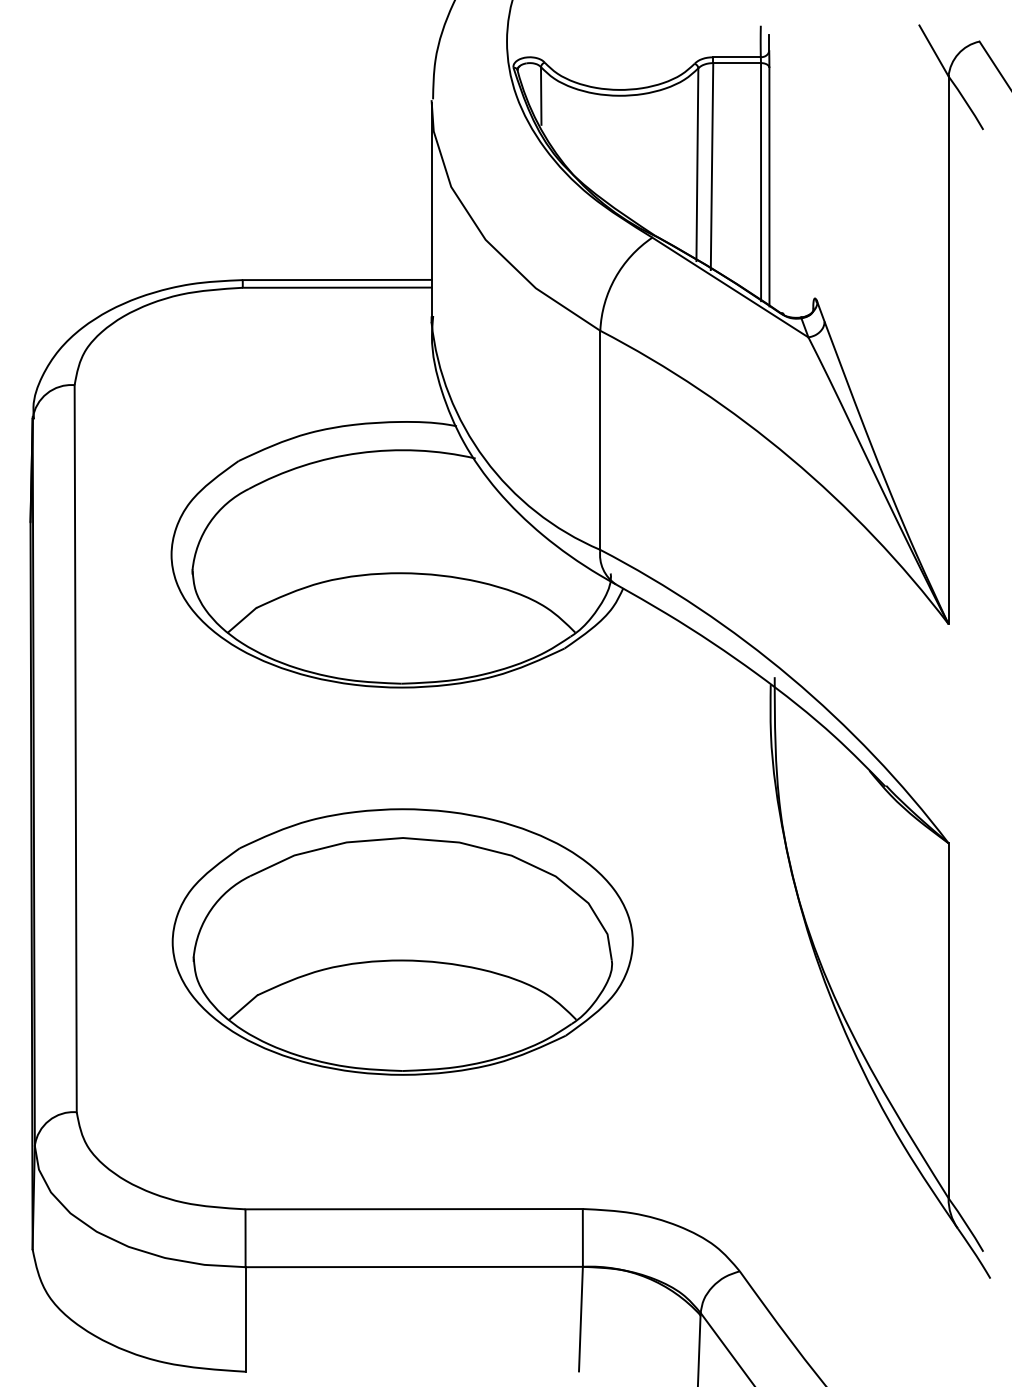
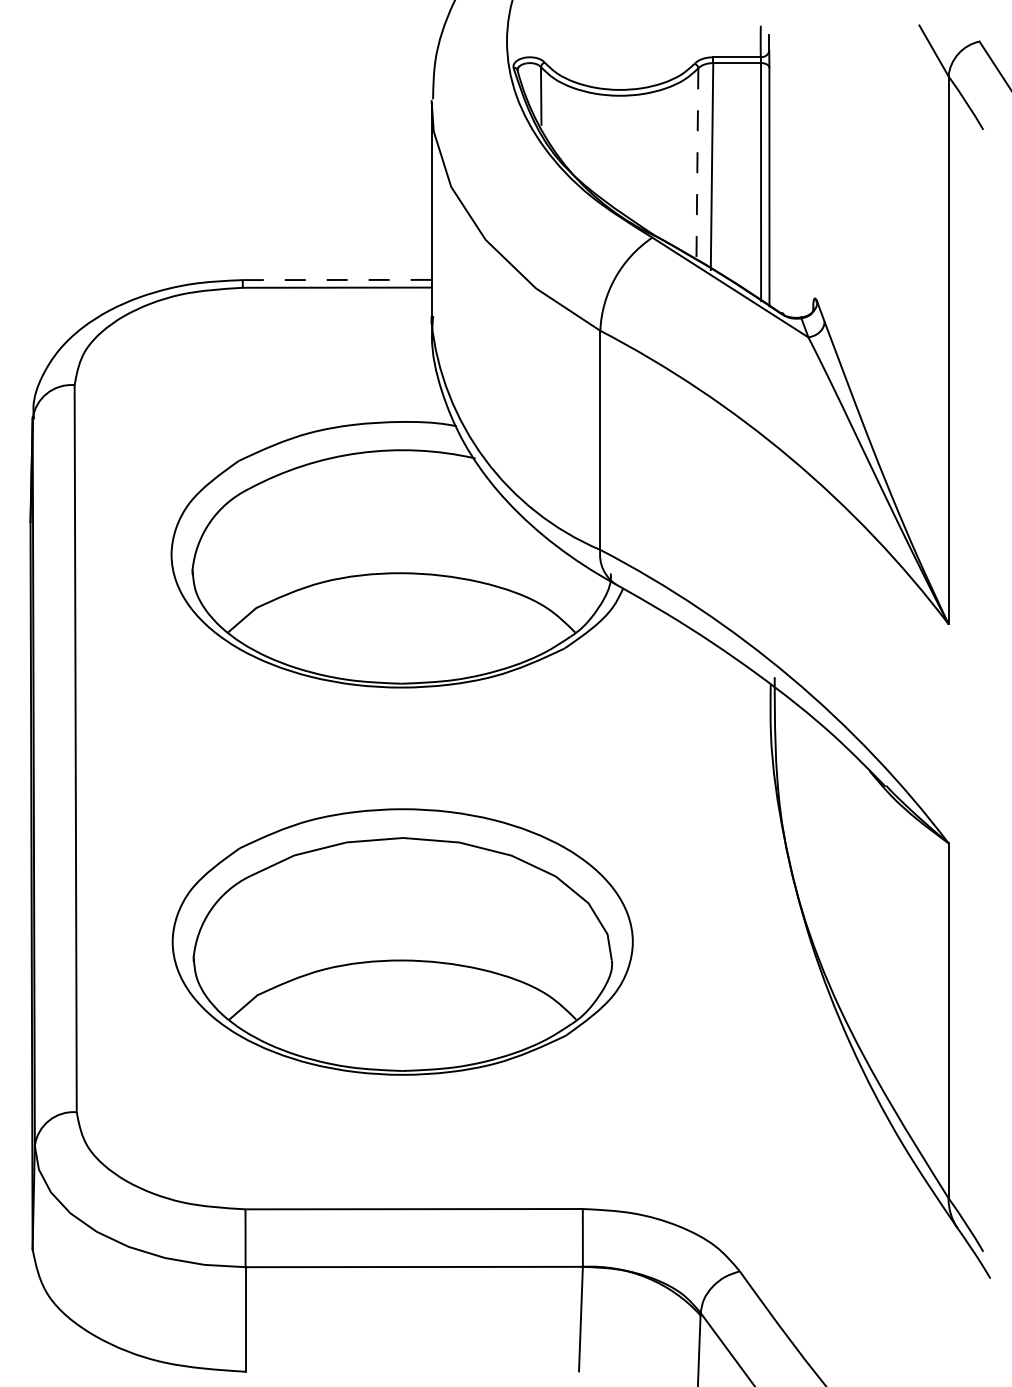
line: solid -> dashed (697, 165)
line: solid -> dashed (336, 280)
